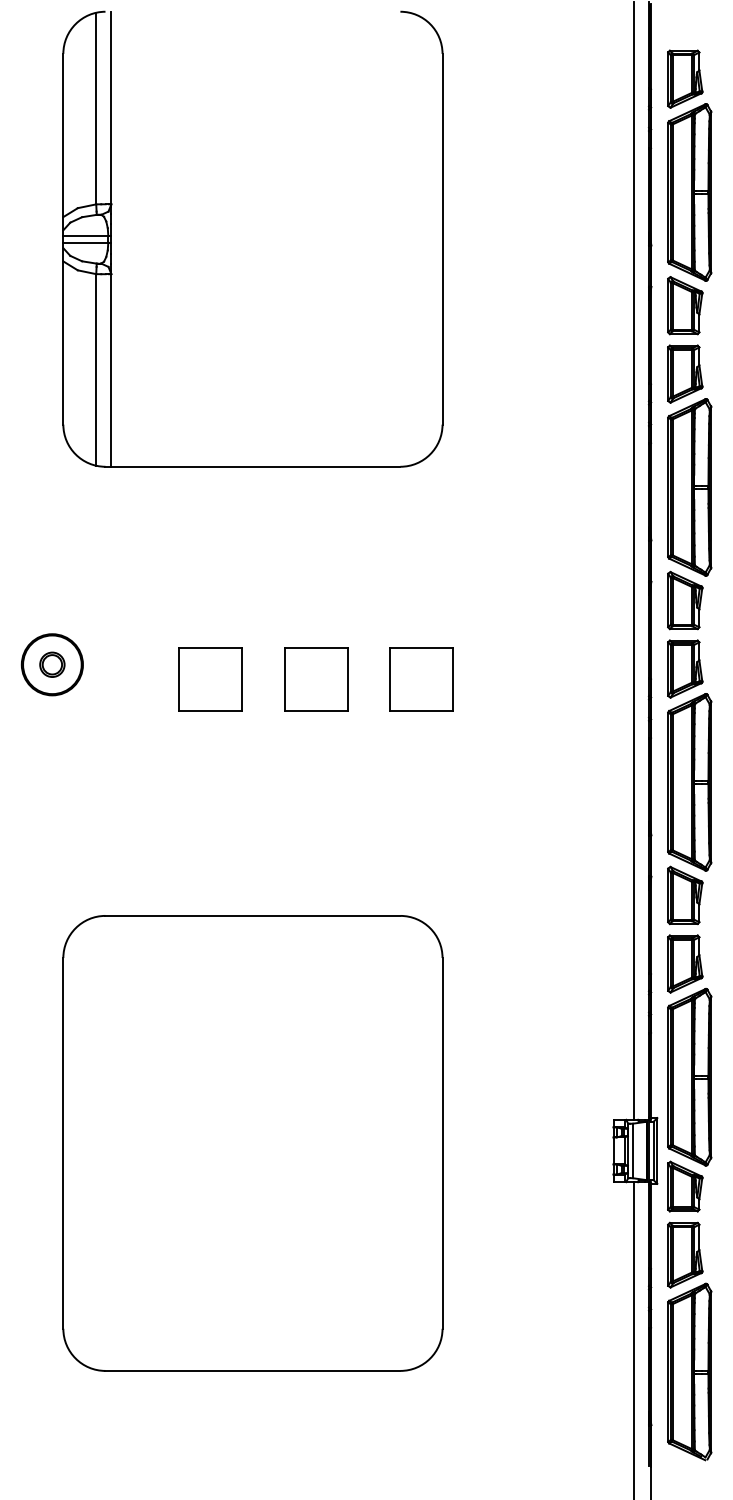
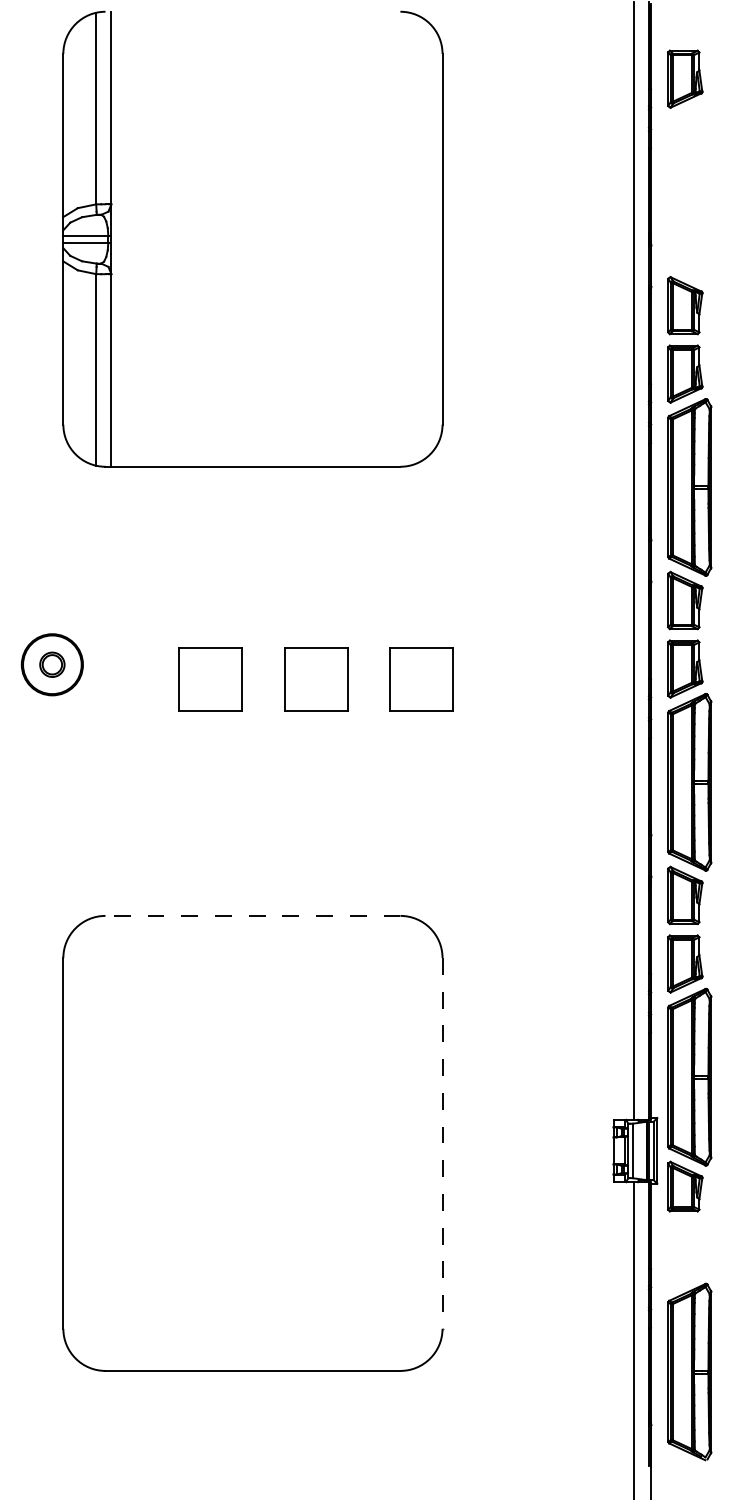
part: present -> none (689, 192)
line: solid -> dashed (252, 915)
line: solid -> dashed (442, 1143)
part: present -> none (685, 1254)
